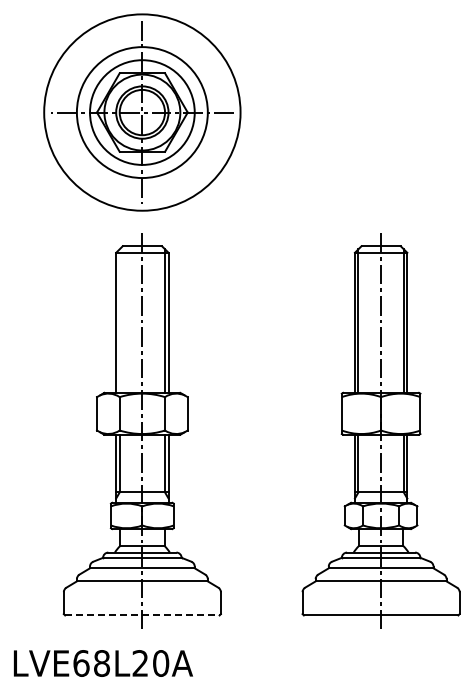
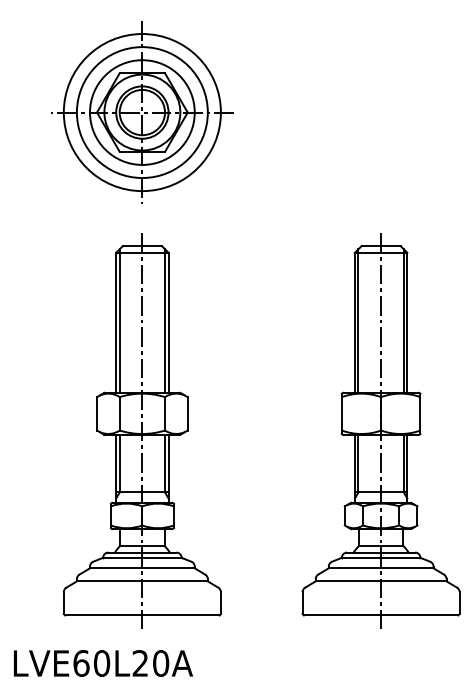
circle diameter: 196 px -> 157 px (141, 112)
line: none -> present (119, 320)
line: dashed -> solid (142, 615)
text: LVE68L20A -> LVE60L20A (102, 663)
